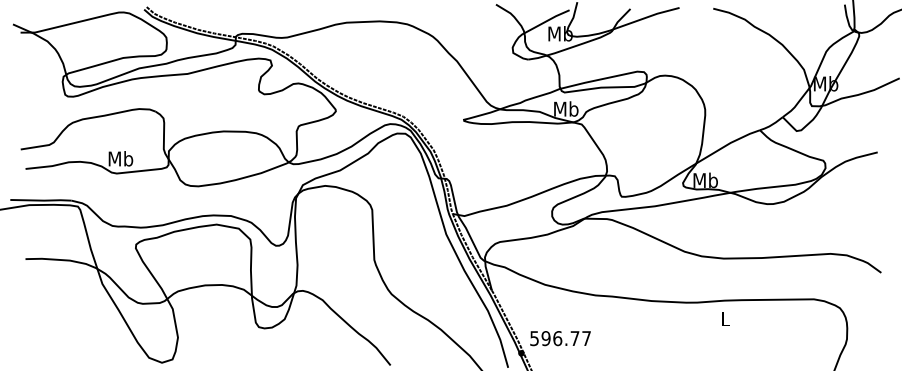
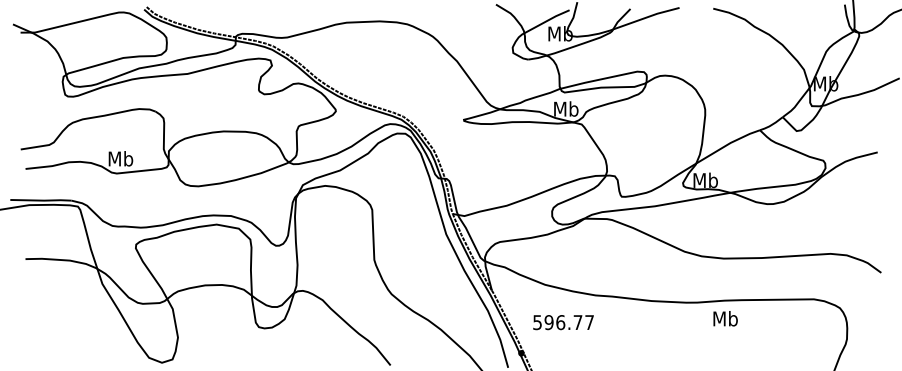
text: L -> Mb (725, 318)
text position: (560, 338) -> (563, 322) (563, 322)
